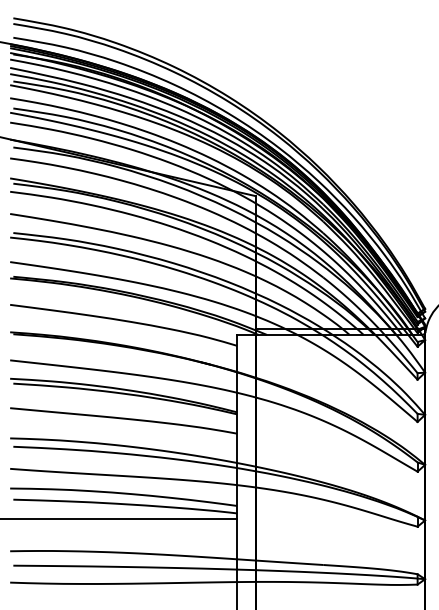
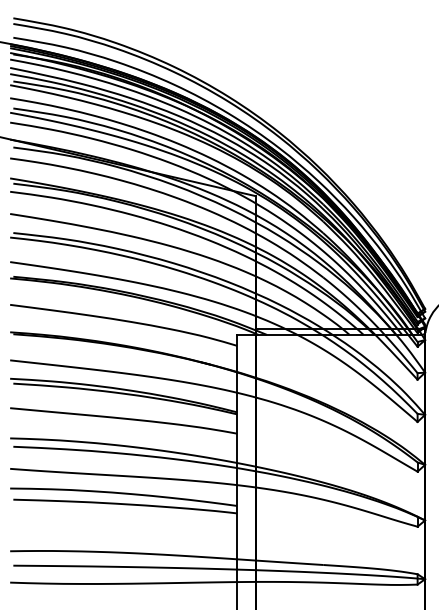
line: present -> none (119, 519)
